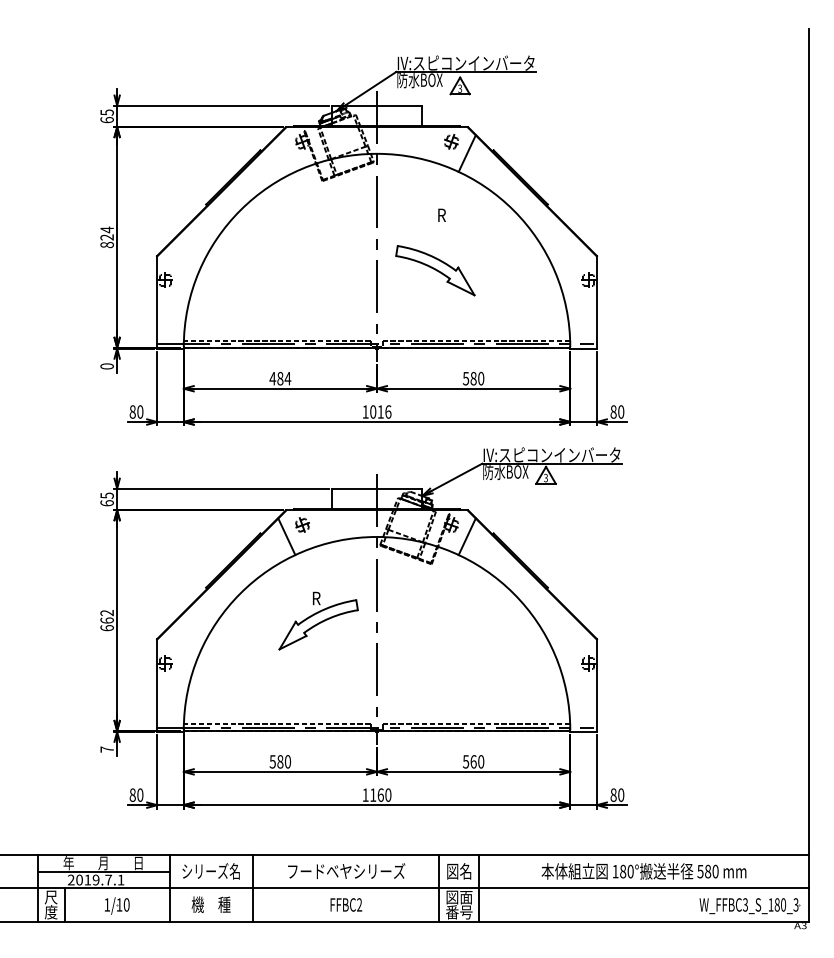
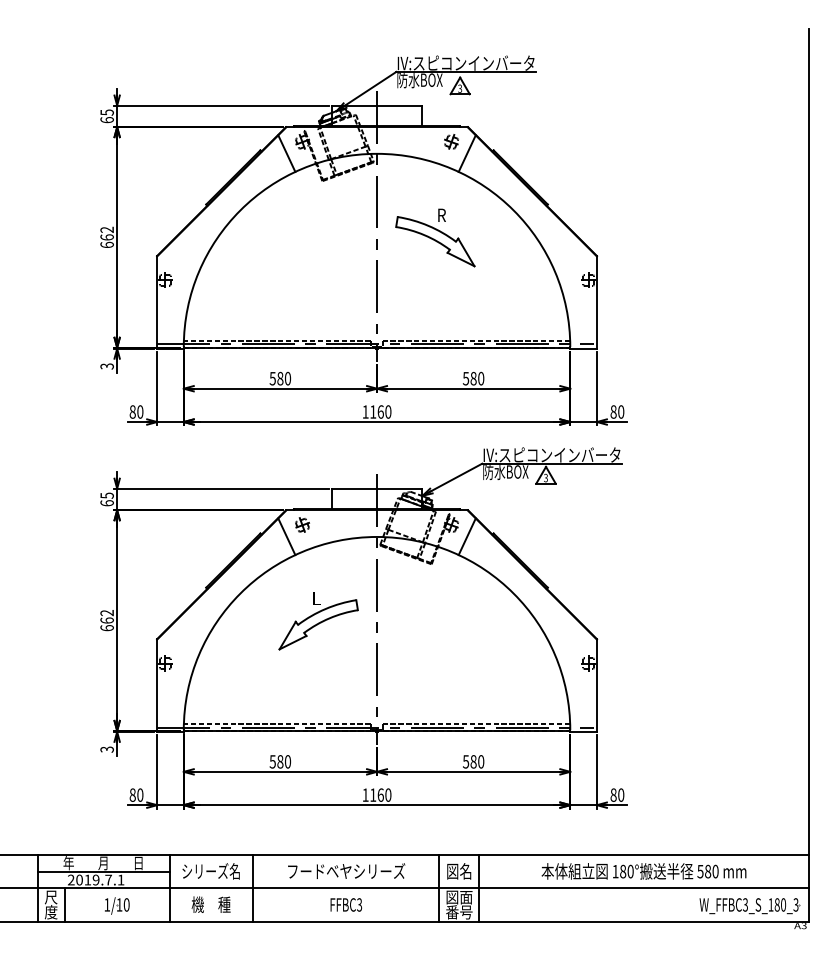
line: none -> present (286, 153)
text: 824 -> 662 (106, 237)
part position: (435, 270) -> (435, 241) (435, 241)
text: 0 -> 3 (106, 366)
text: 484 -> 580 (280, 378)
text: 1016 -> 1160 (380, 411)
text: R -> L (316, 598)
text: 7 -> 3 (106, 749)
text: 560 -> 580 (473, 761)
text: FFBC2 -> FFBC3 (359, 905)
